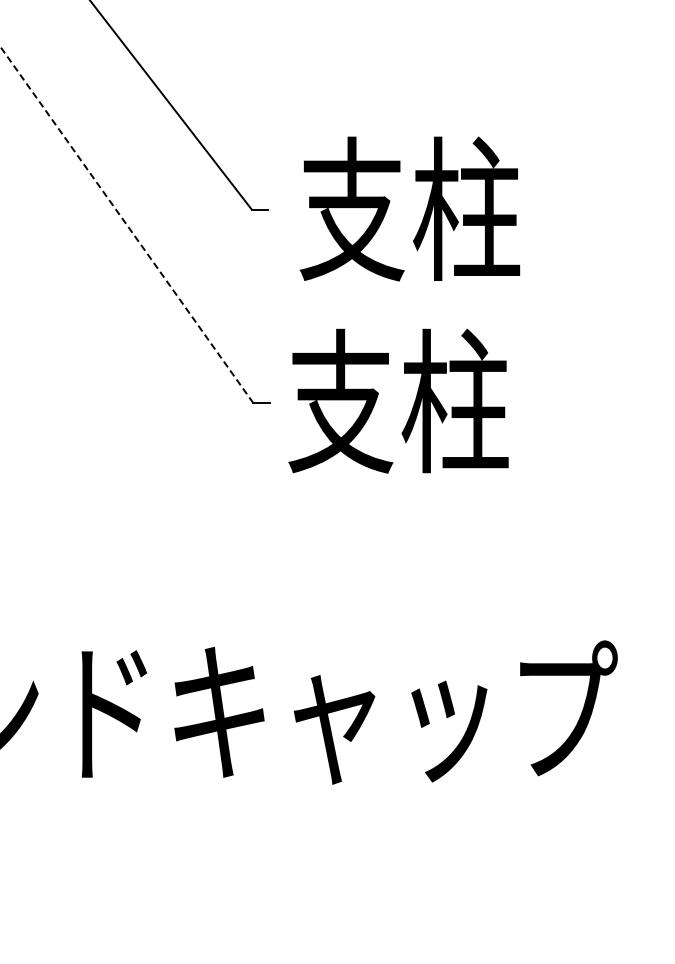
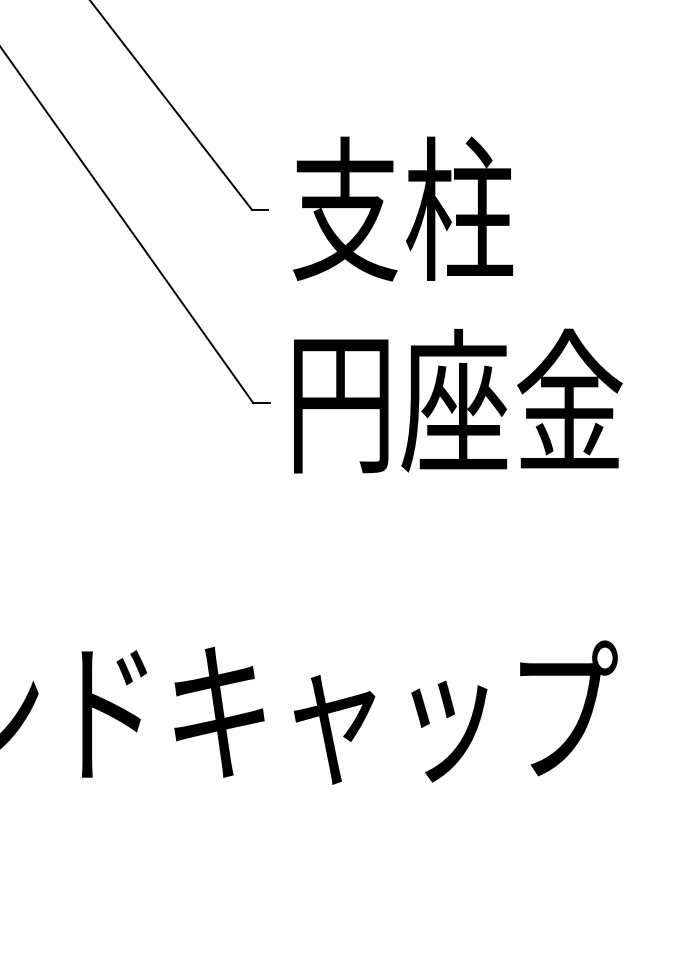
text position: (409, 208) -> (402, 208) (402, 208)
line: dashed -> solid (126, 224)
text: 支柱 -> 円座金 (455, 400)
